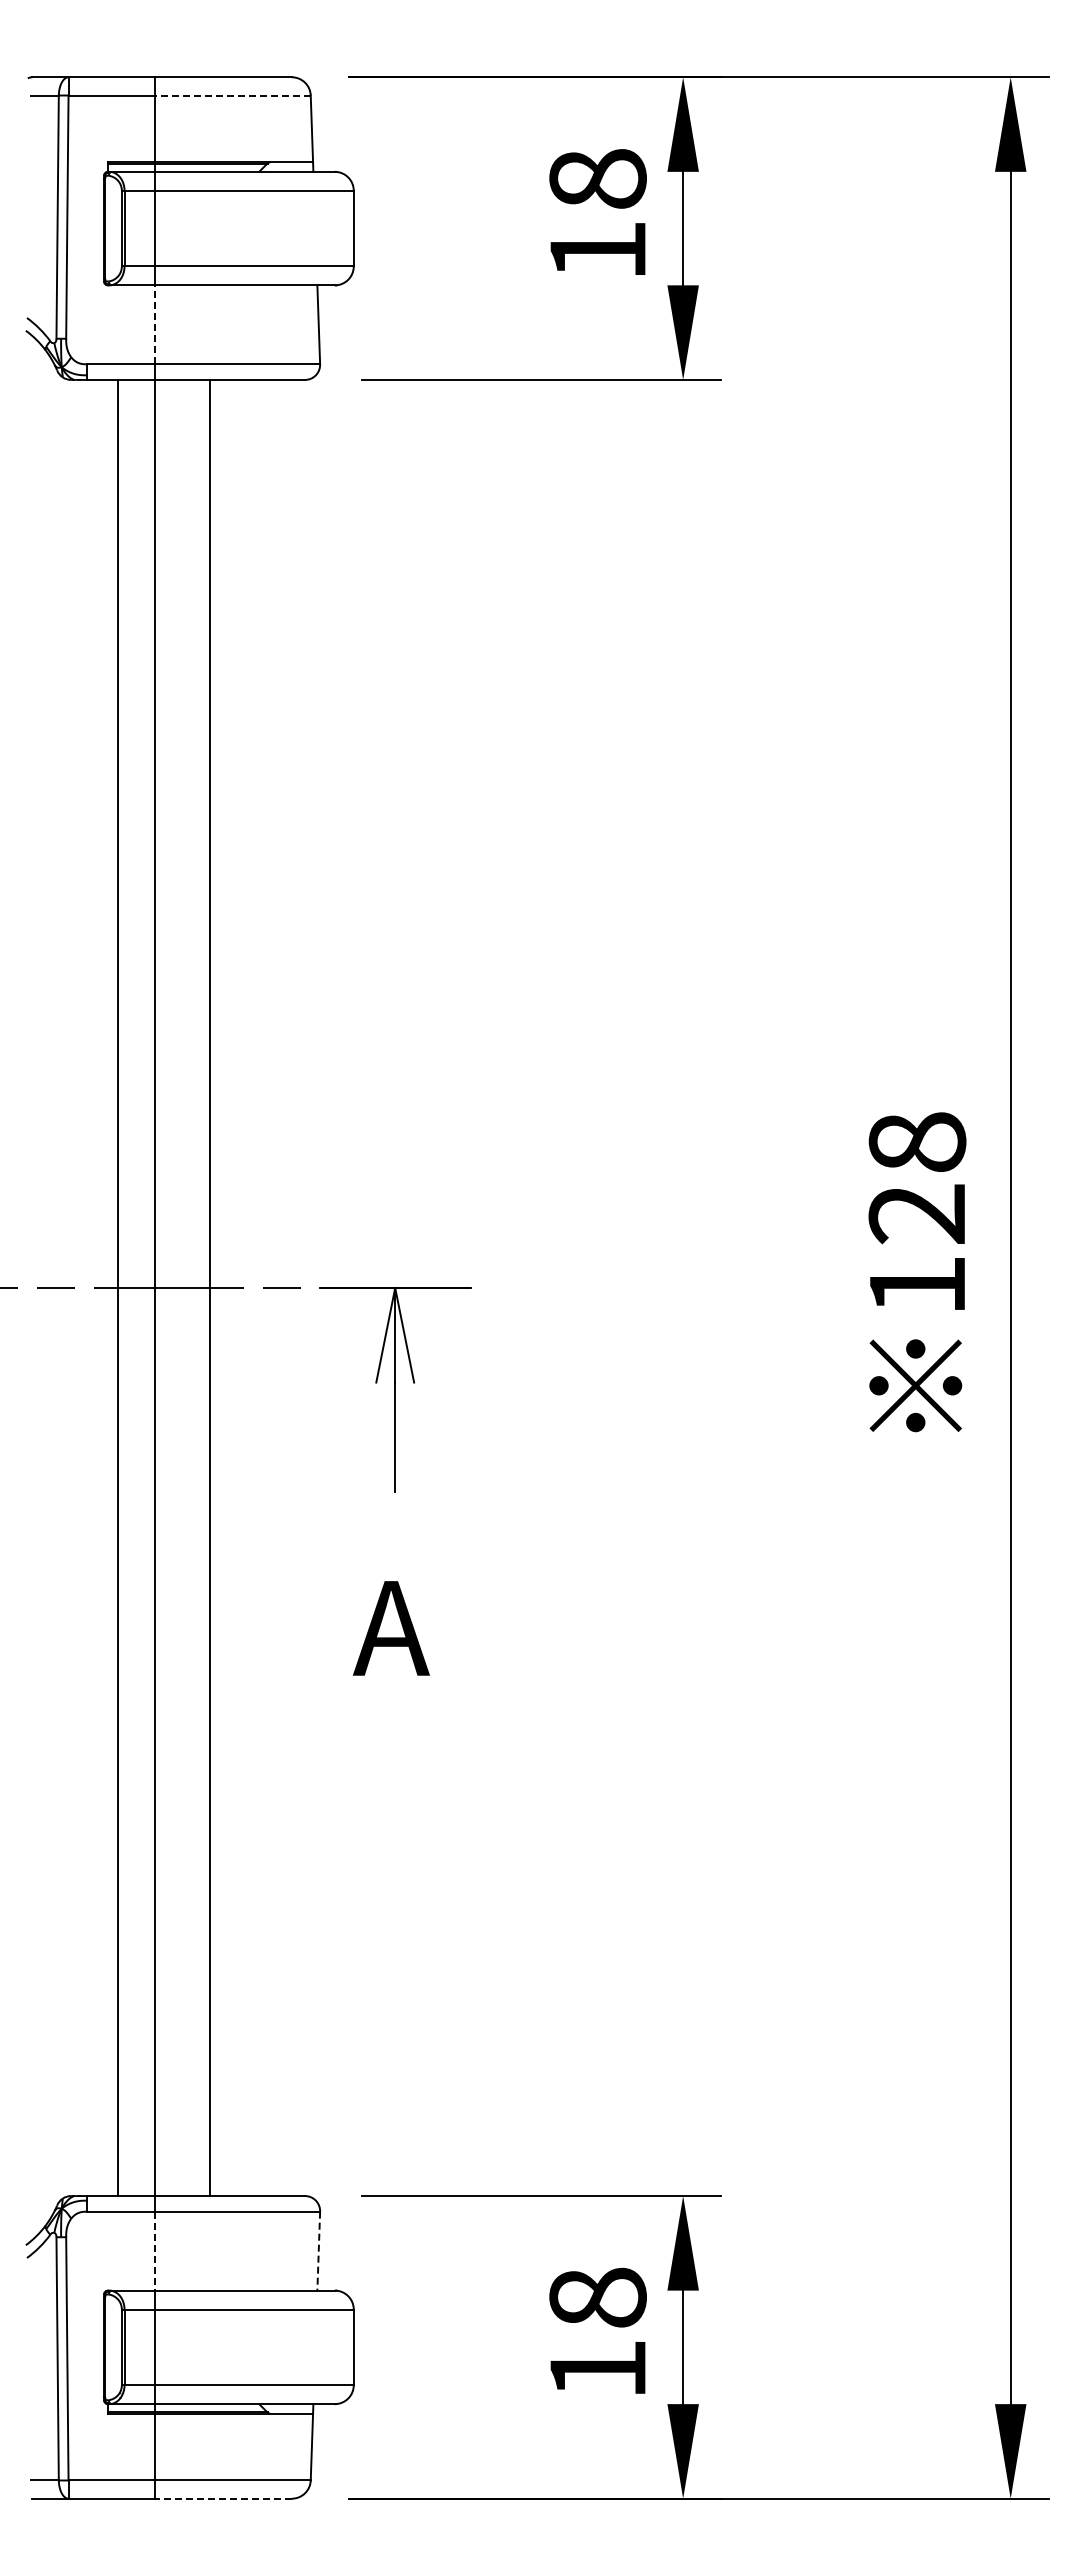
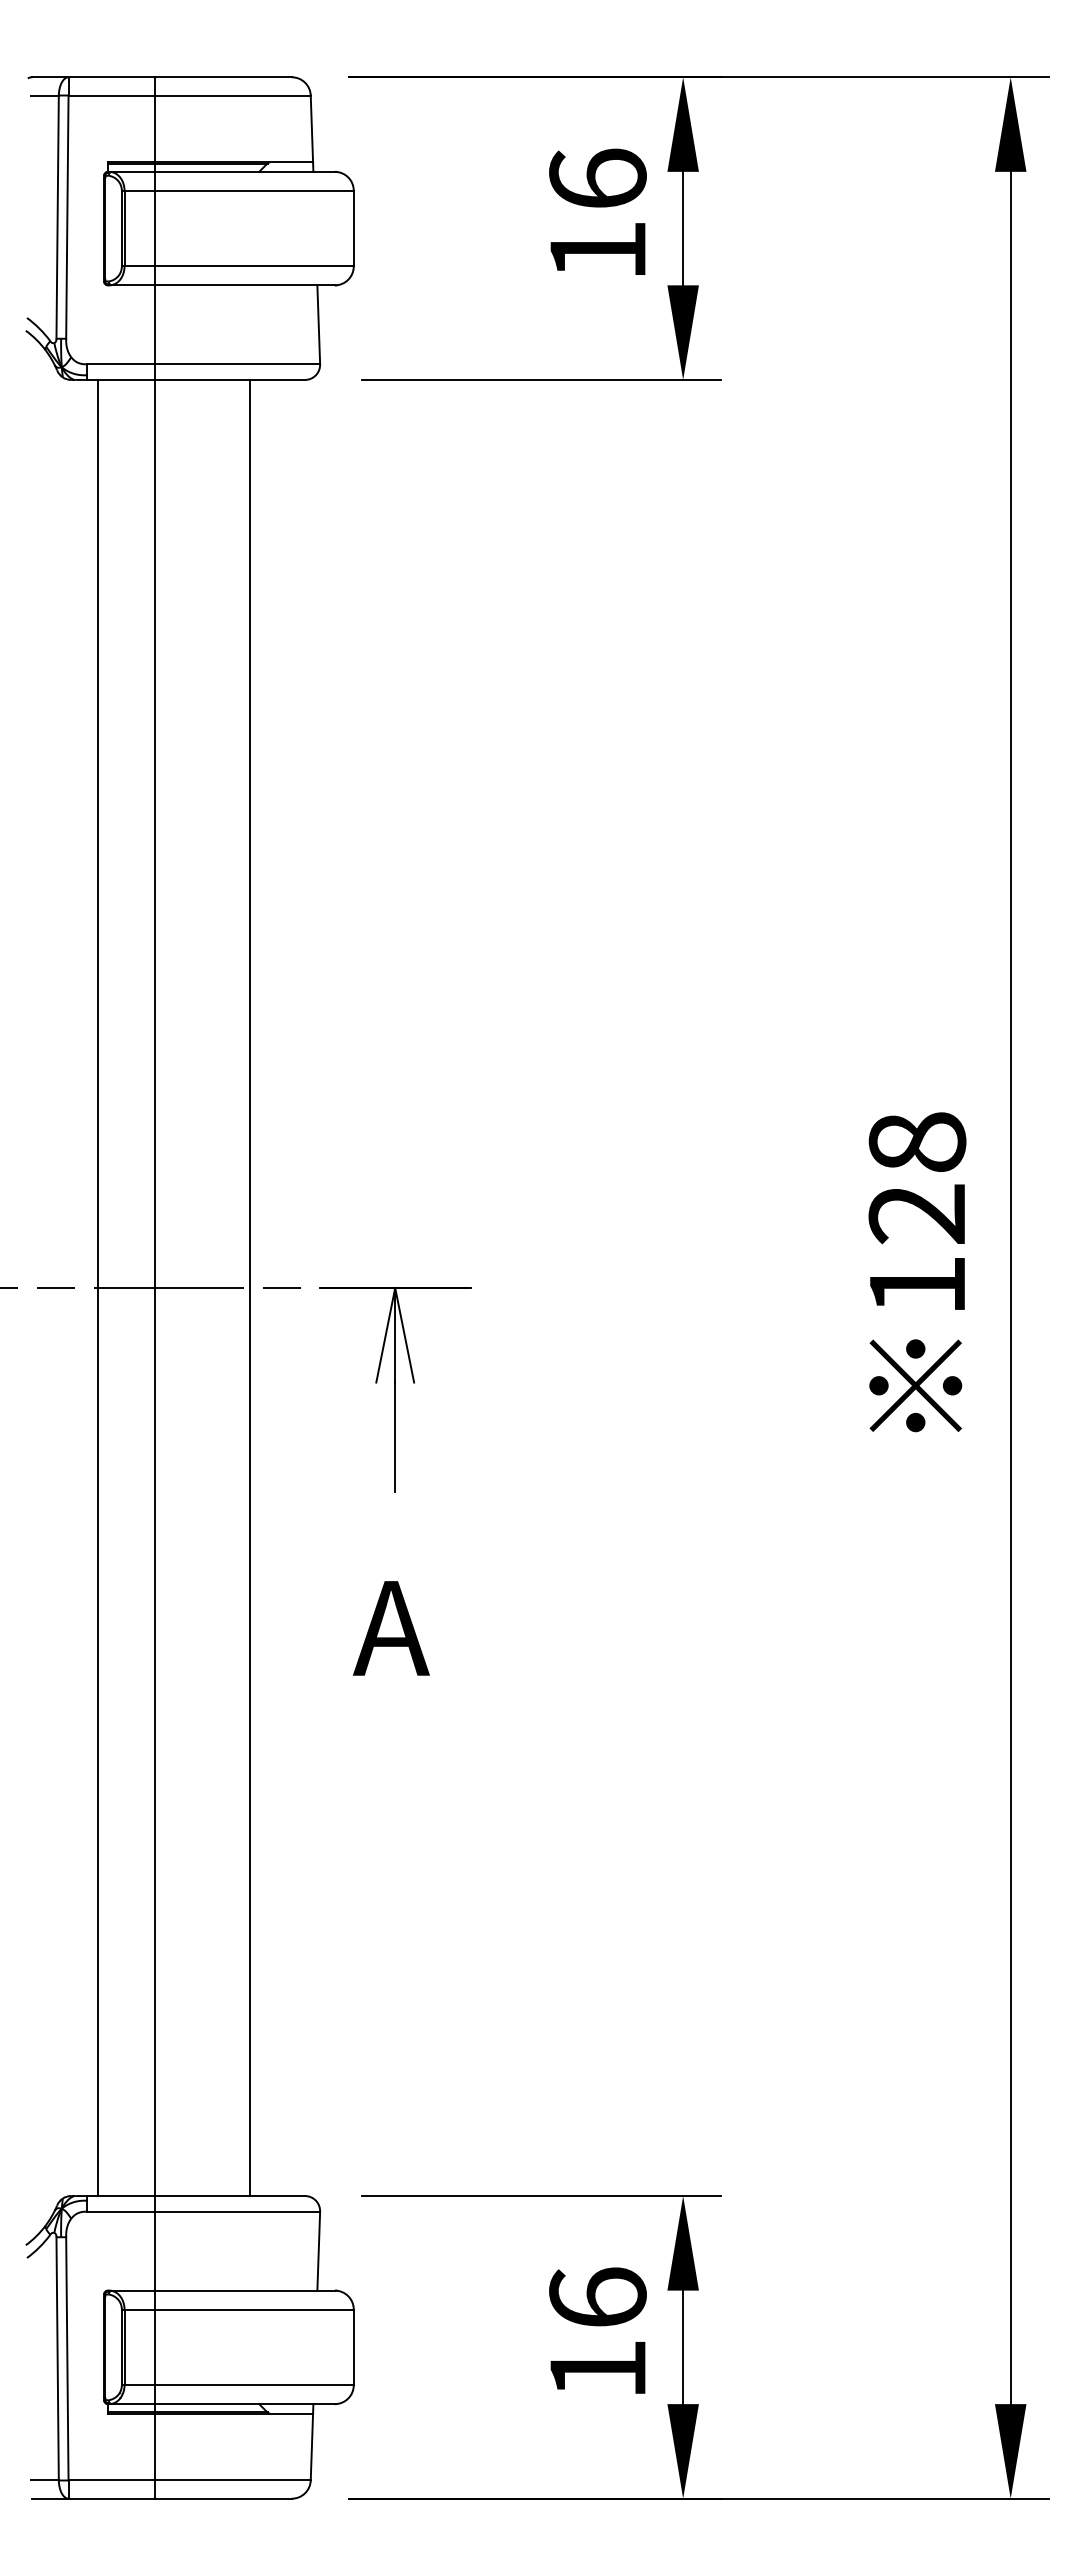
line: dashed -> solid (232, 95)
text: 18 -> 16 (597, 178)
line: dashed -> solid (155, 324)
line position: (118, 1287) -> (98, 1287) (98, 1287)
line position: (209, 1287) -> (249, 1287) (249, 1287)
line: dashed -> solid (155, 2251)
line: dashed -> solid (318, 2251)
text: 18 -> 16 (597, 2297)
line: dashed -> solid (222, 2498)
